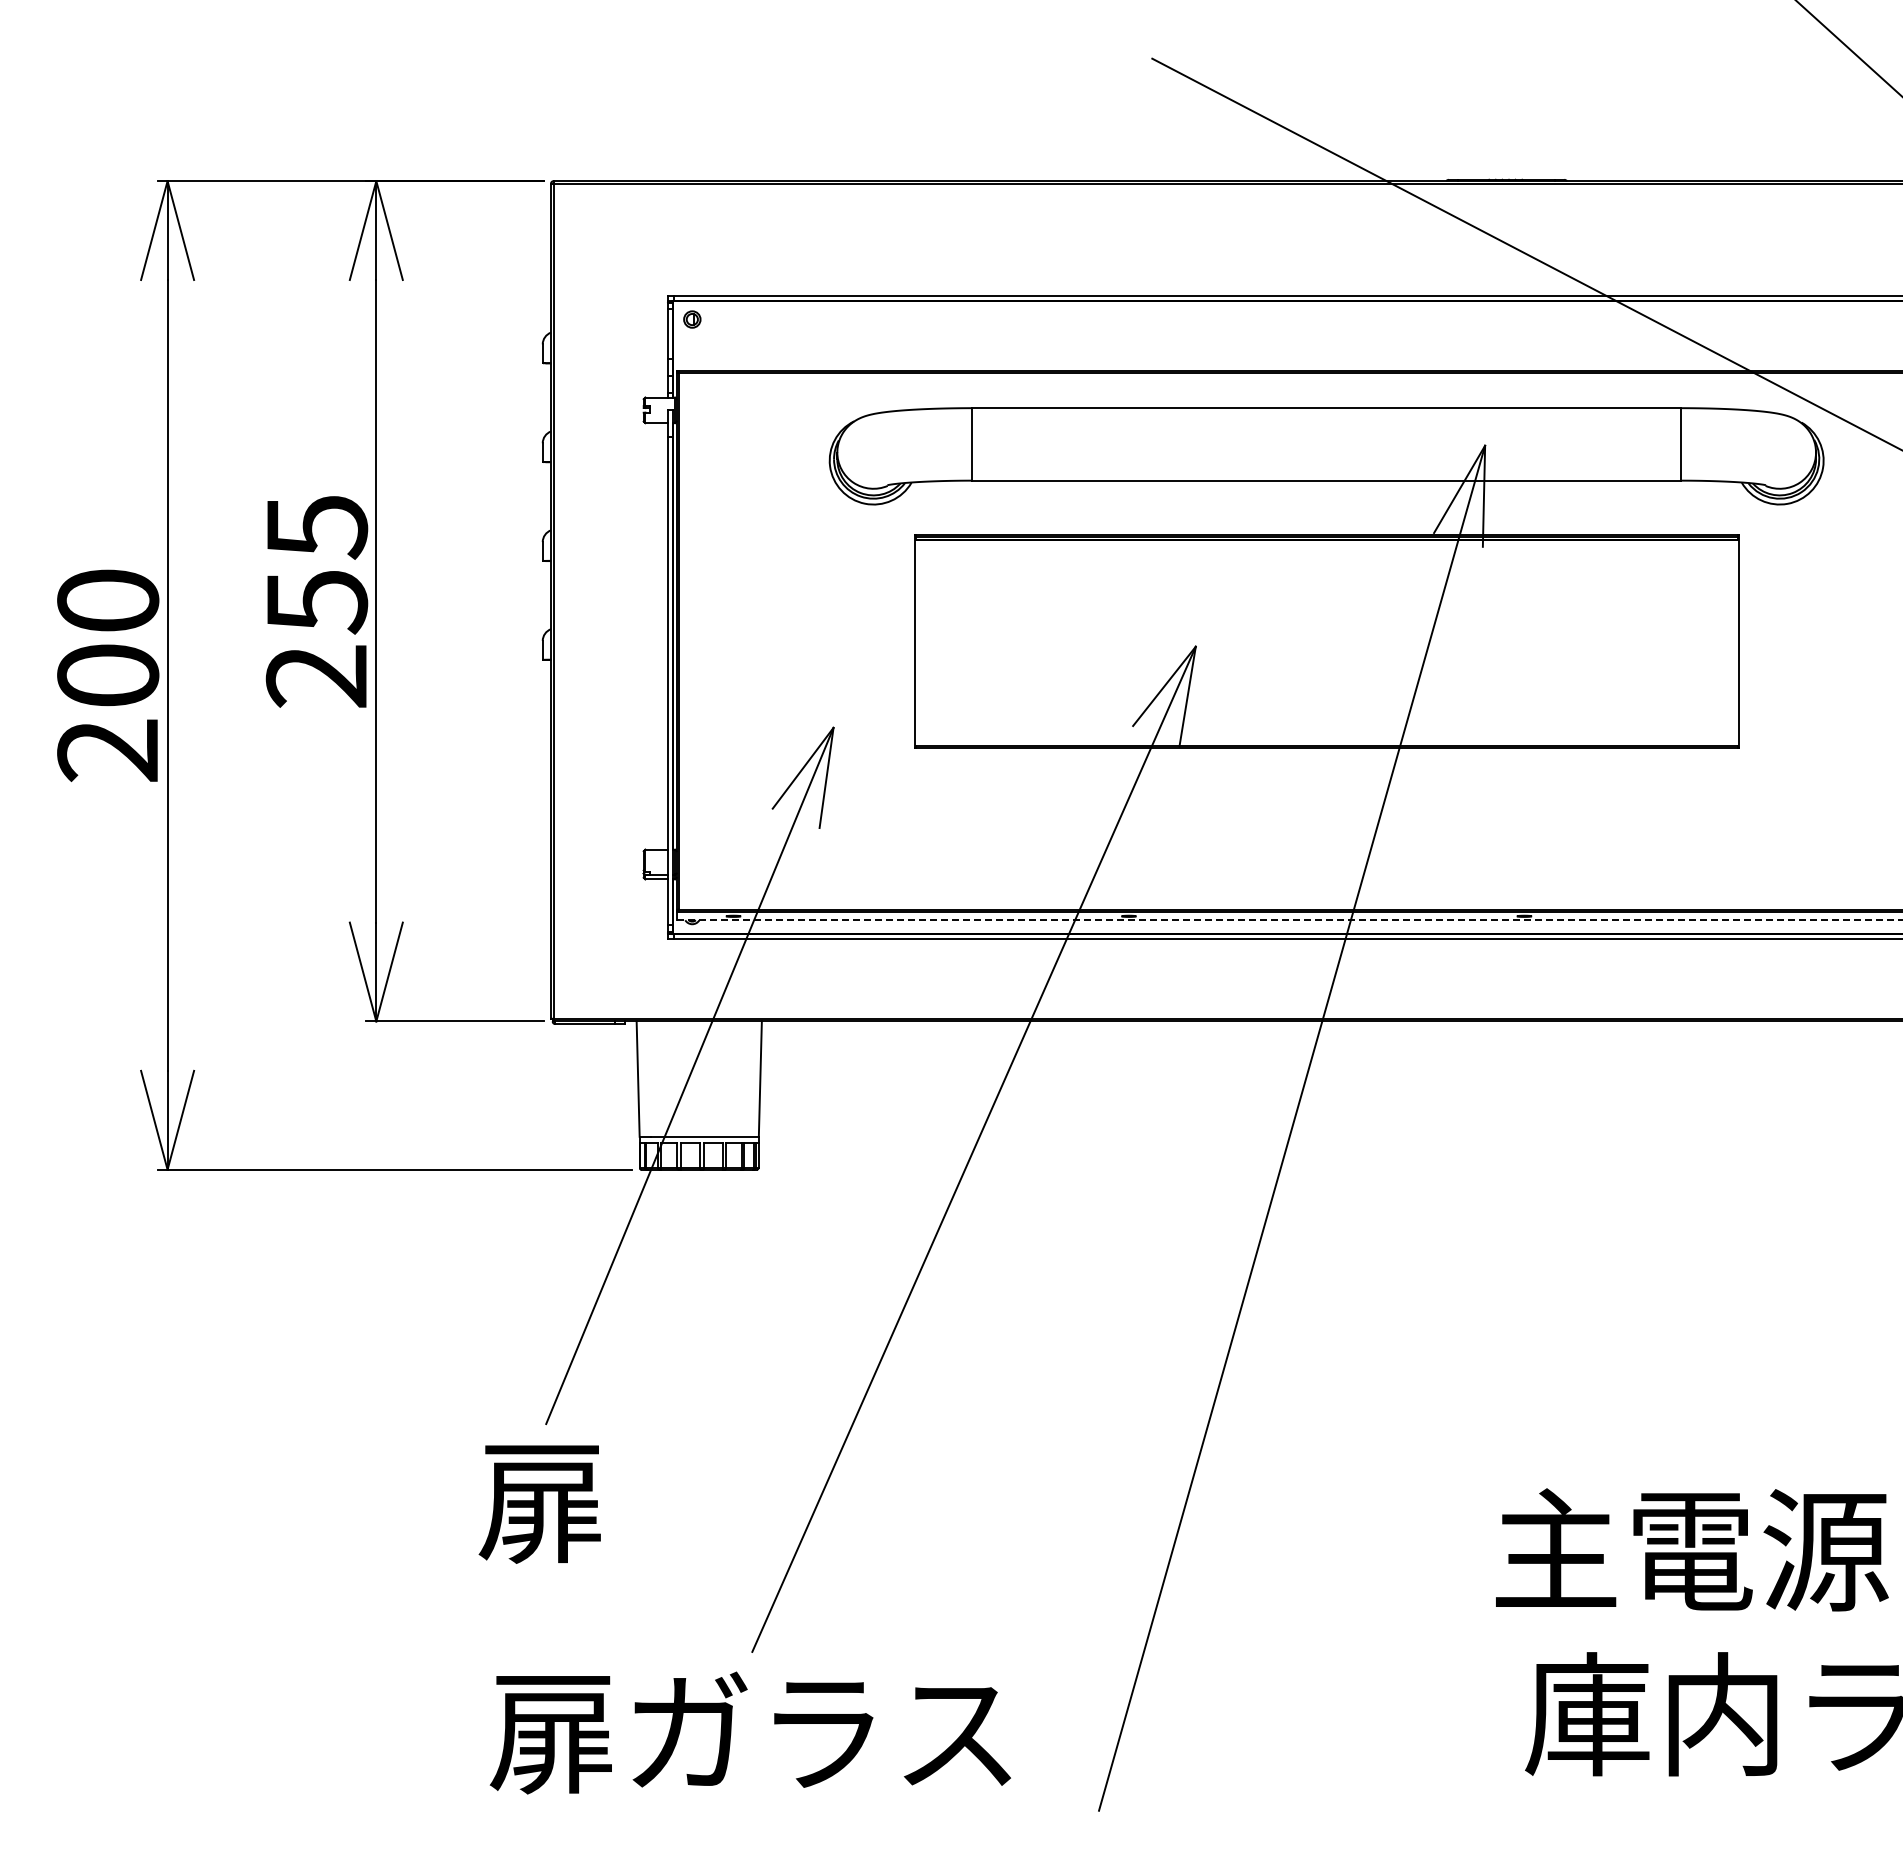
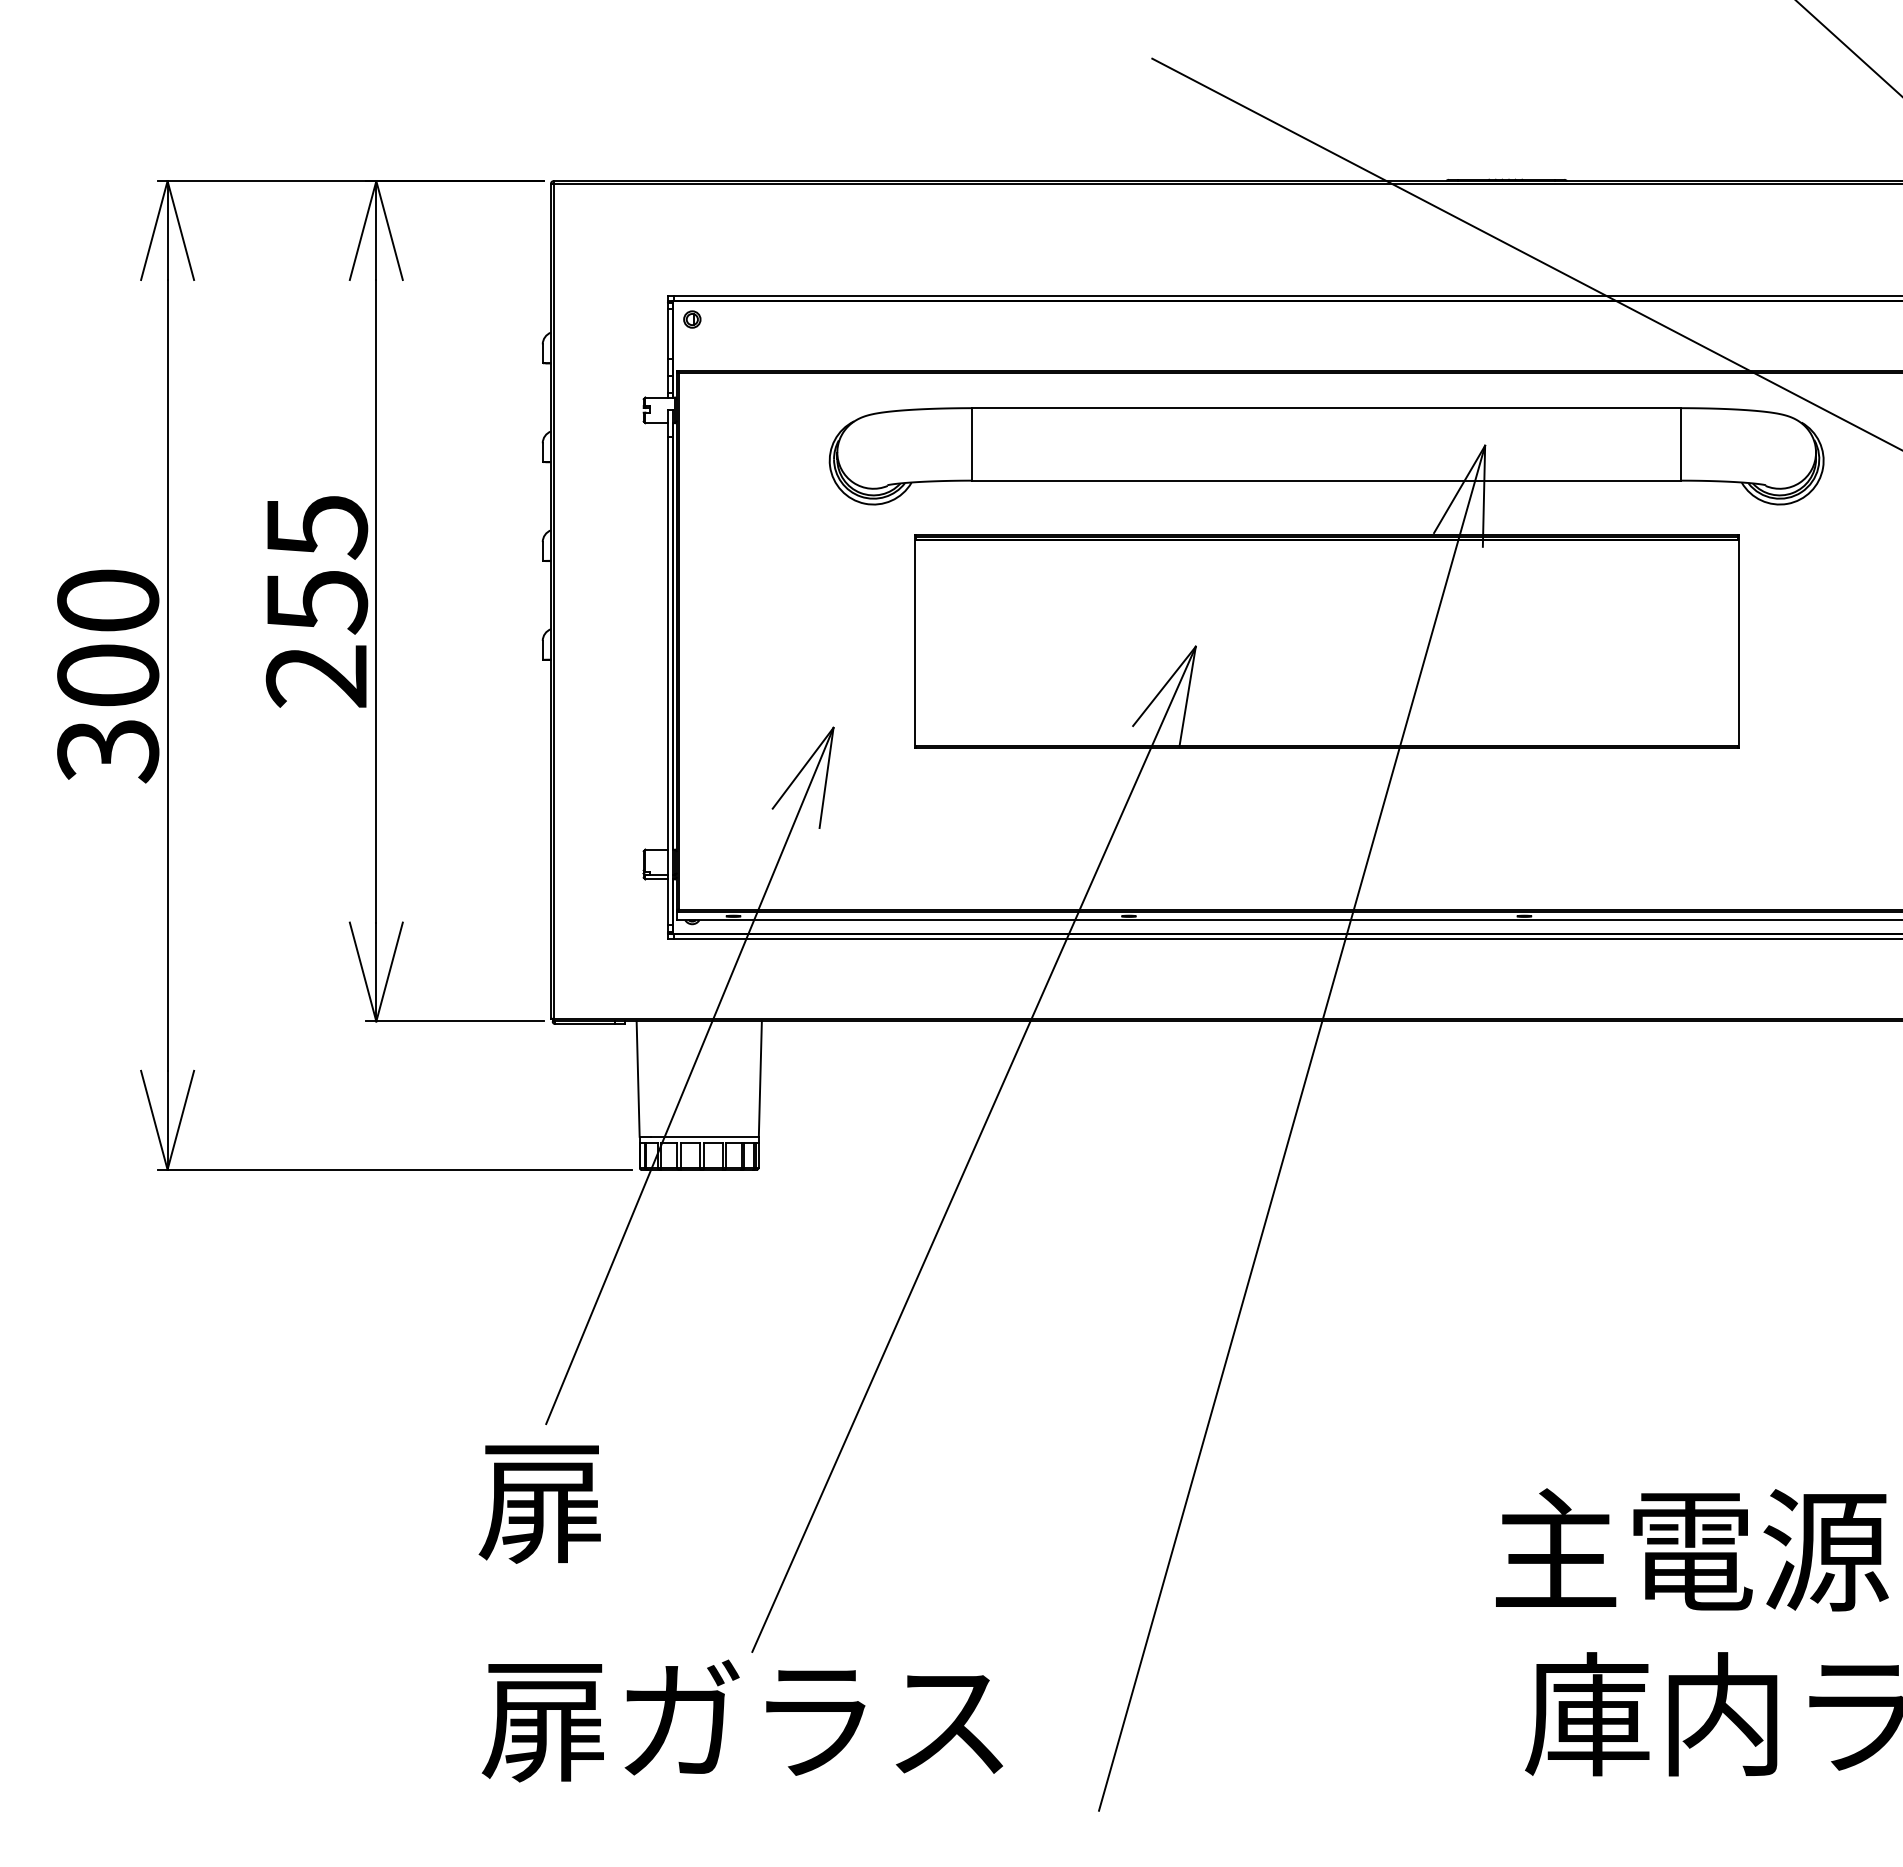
text: 200 -> 300 (108, 751)
line: dashed -> solid (1290, 920)
text position: (749, 1732) -> (741, 1720) (741, 1720)
